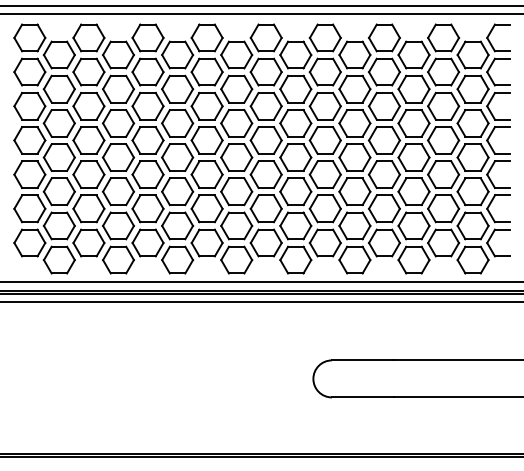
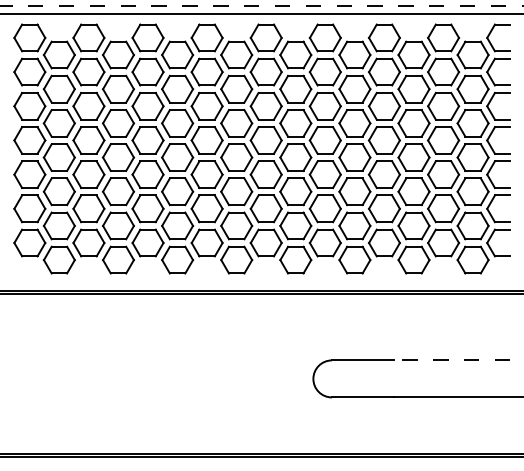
line: solid -> dashed (261, 5)
line: present -> none (261, 282)
line: present -> none (261, 302)
line: solid -> dashed (458, 360)
